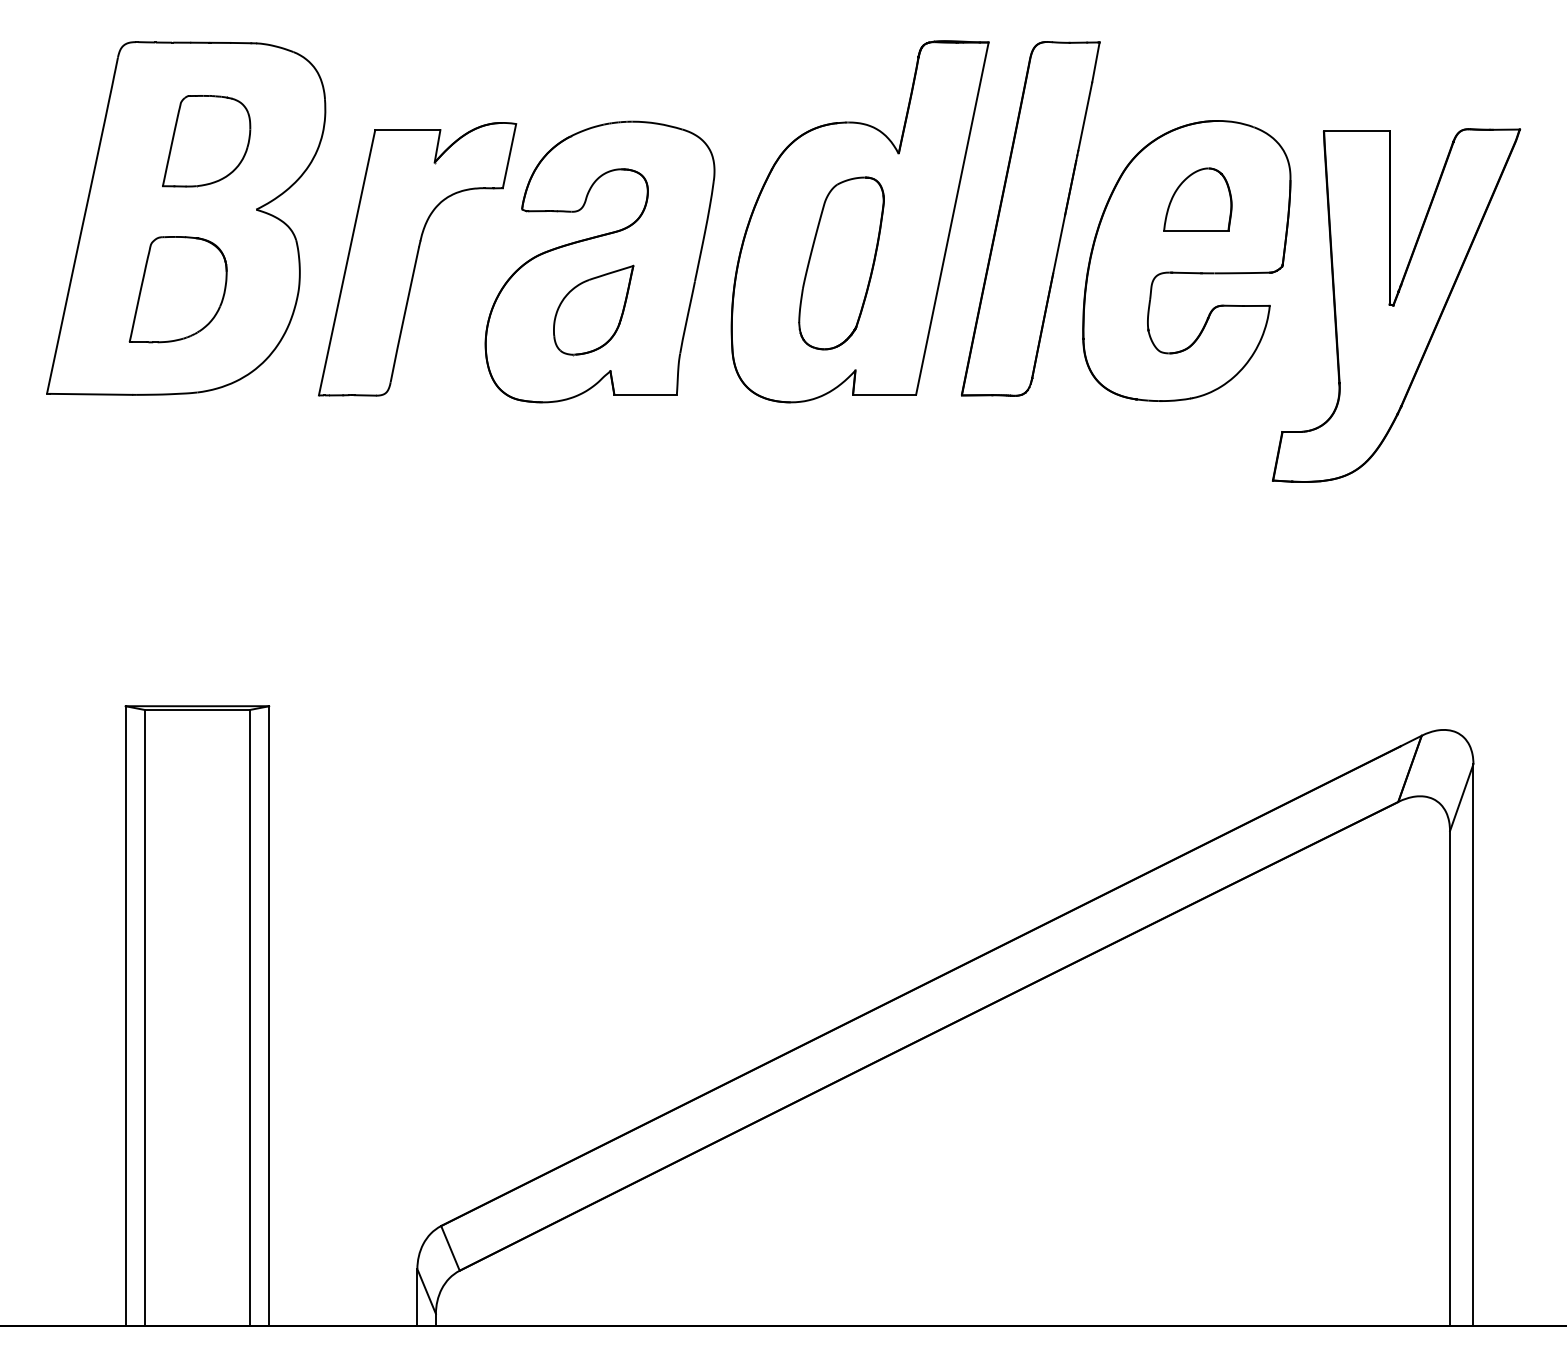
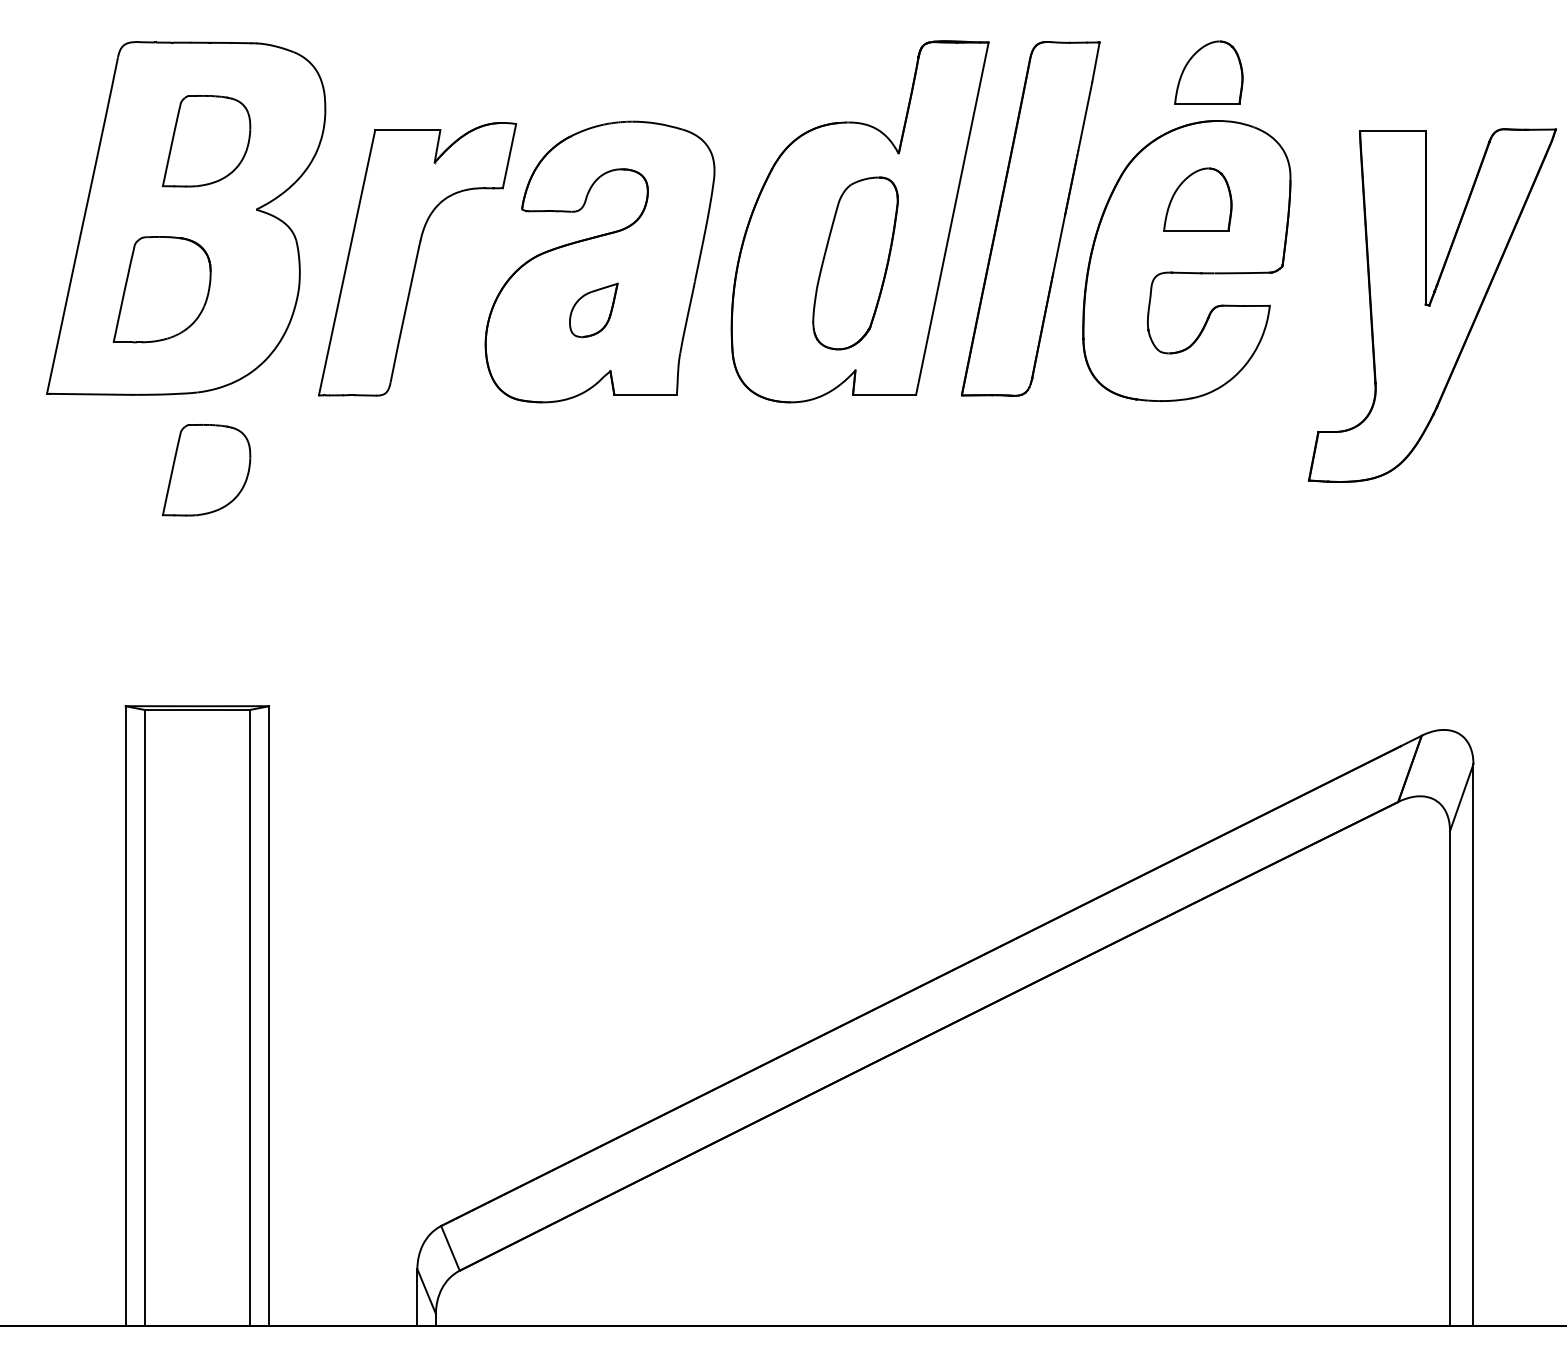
part: none -> present (1208, 72)
part position: (841, 263) -> (855, 263) (855, 263)
part position: (177, 289) -> (161, 289) (161, 289)
part position: (1396, 305) -> (1432, 305) (1432, 305)
part size: 82x93 px -> 50x57 px (593, 310)
part: none -> present (206, 470)
